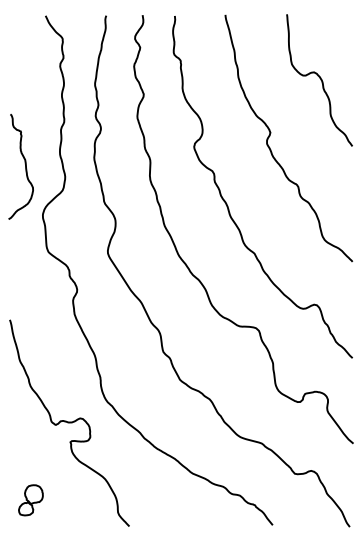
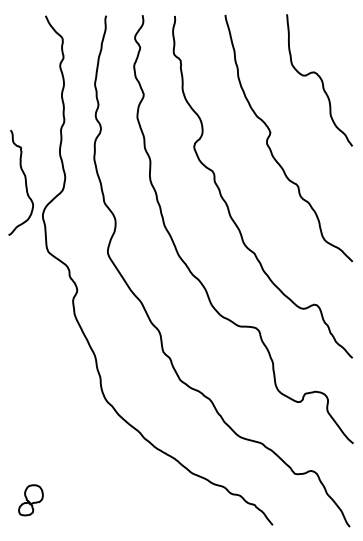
curve position: (24, 163) -> (24, 179) (24, 179)
curve: present -> none (69, 422)
